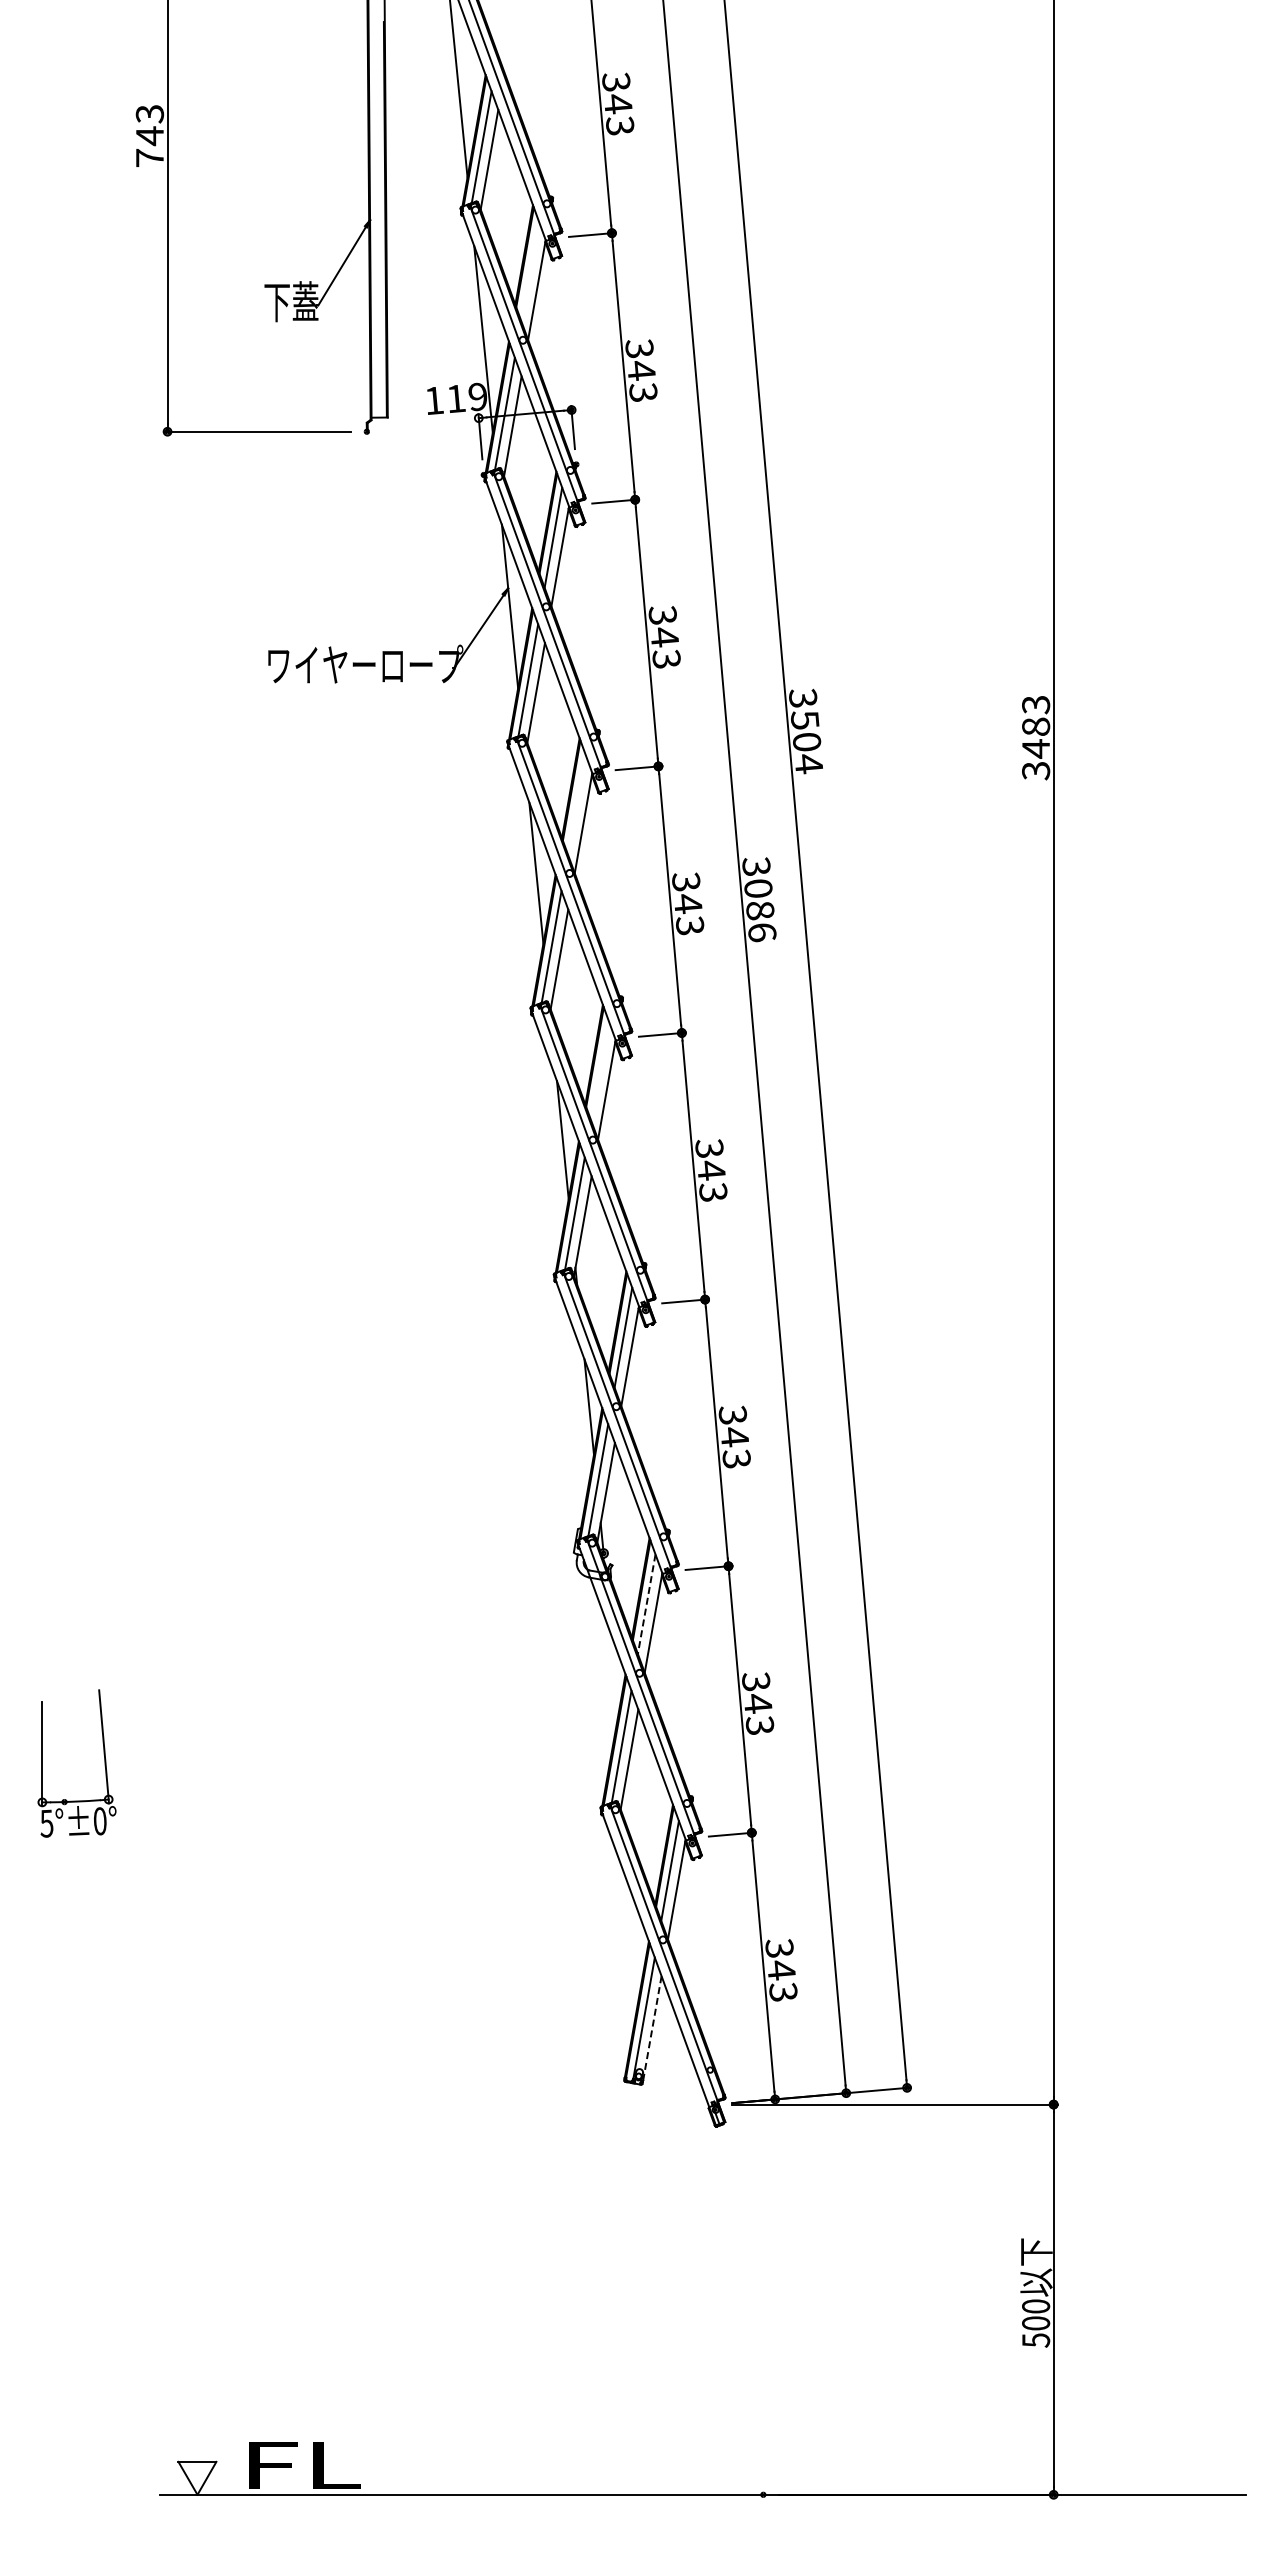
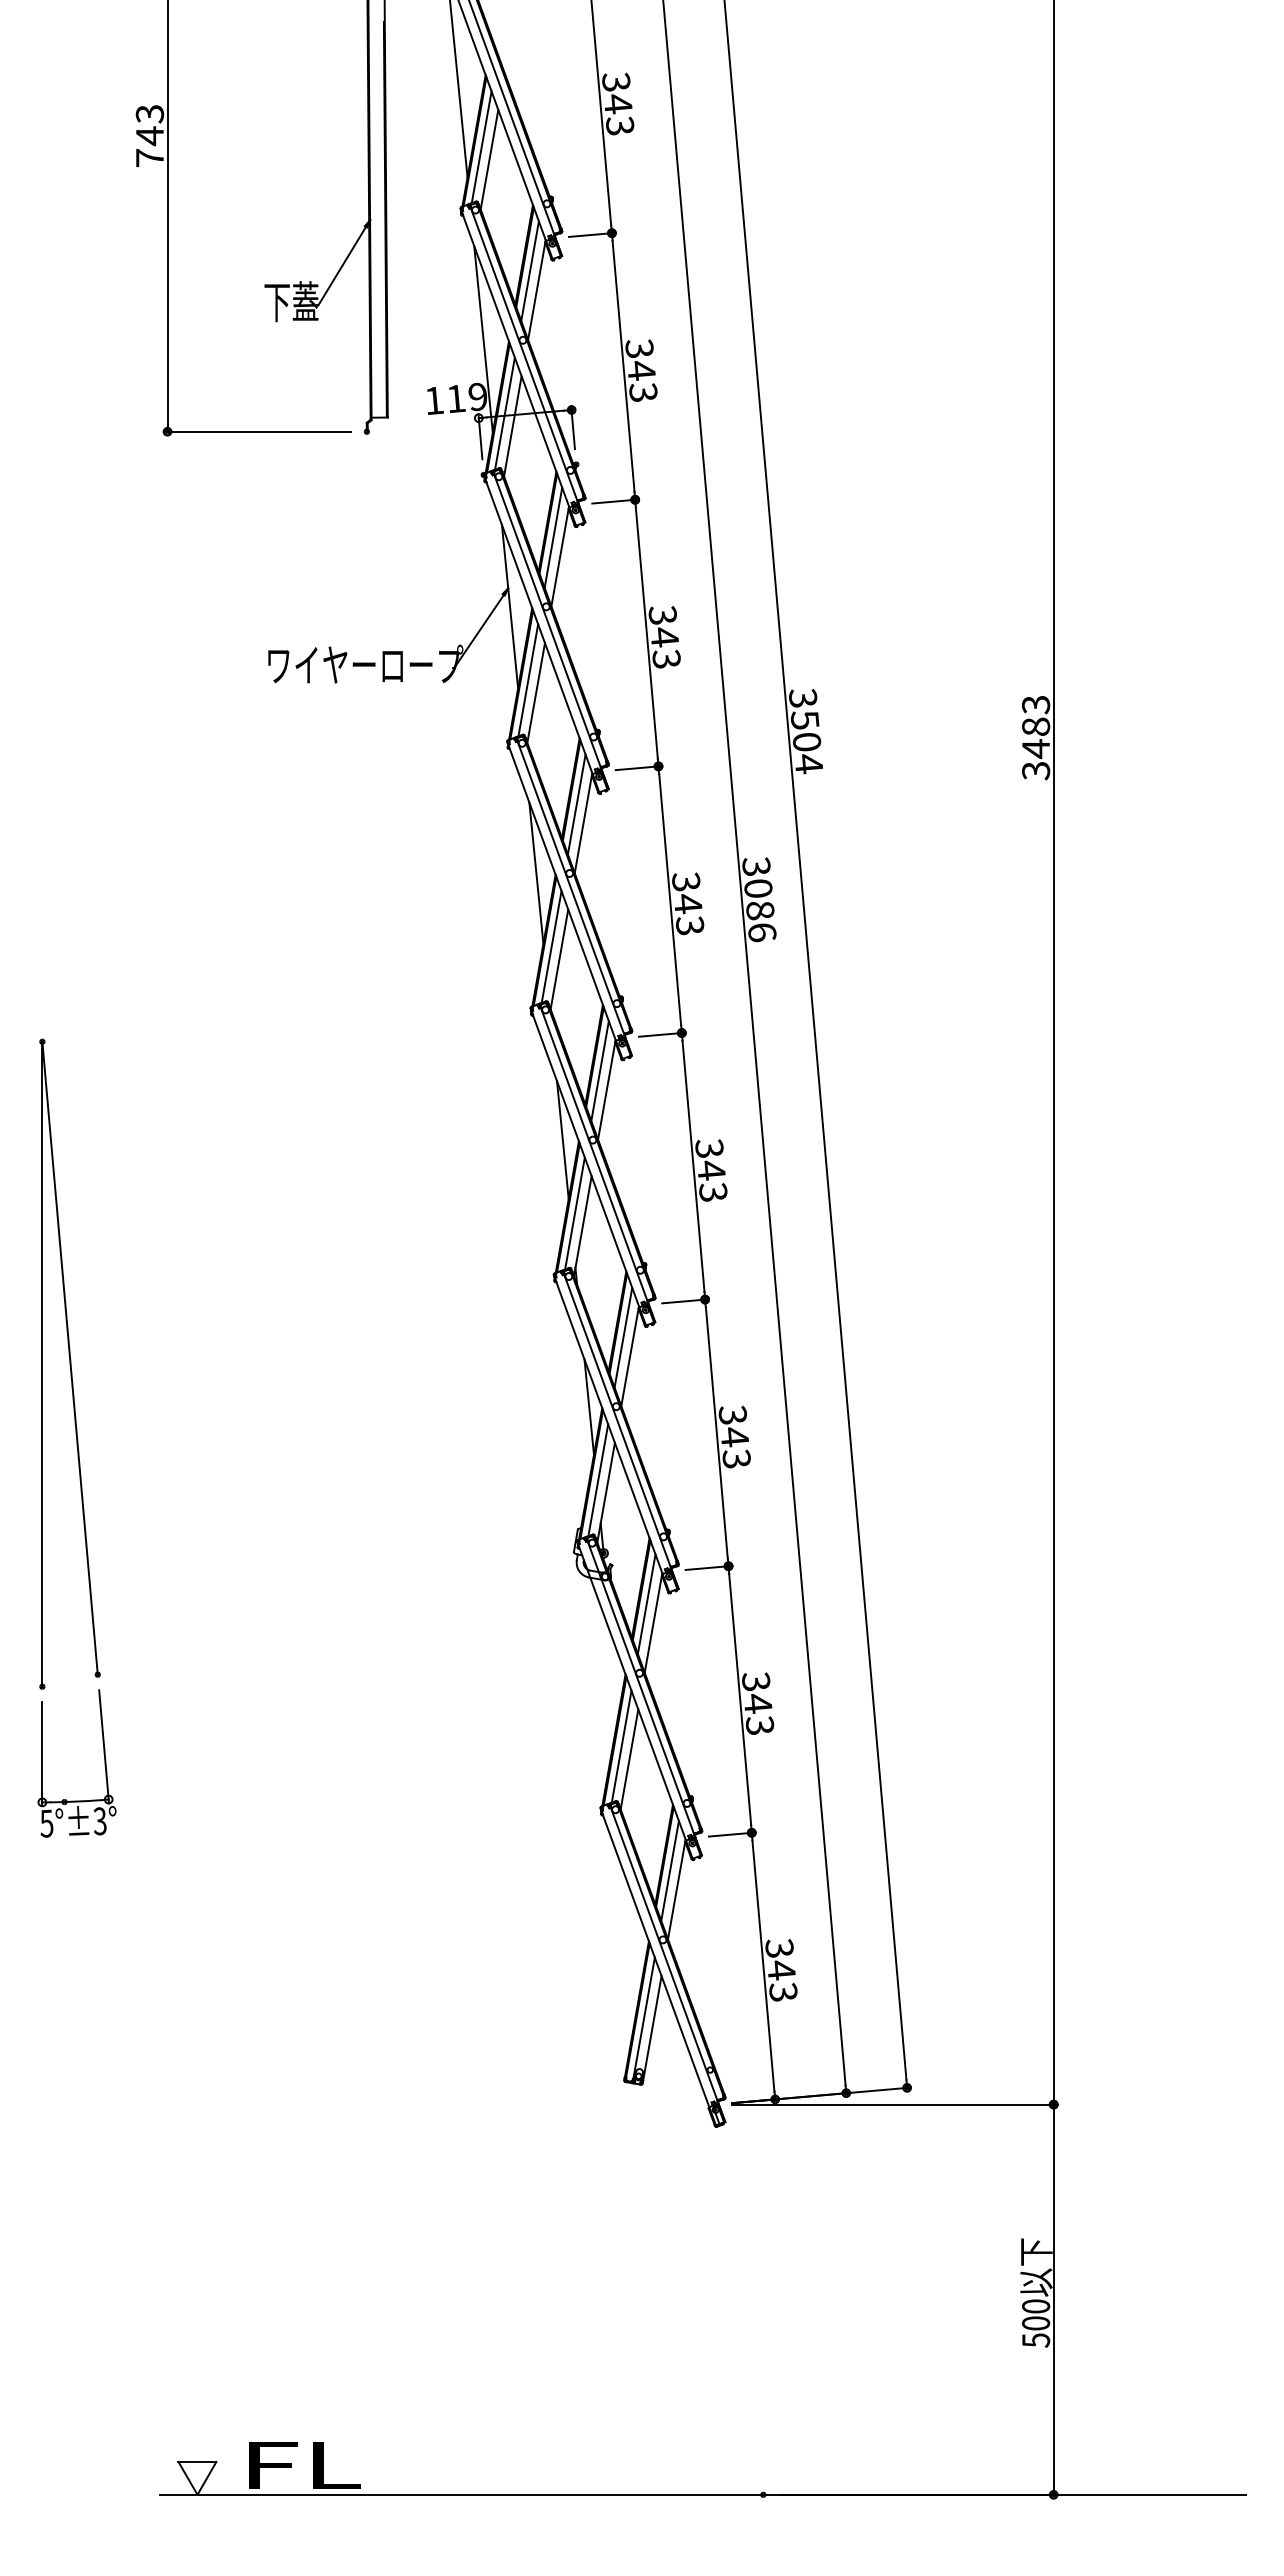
line: none -> present (529, 271)
line: none -> present (576, 804)
line: none -> present (599, 1071)
part: none -> present (69, 1363)
line: dashed -> solid (646, 1604)
text: 5°±0° -> 5°±3° (99, 1821)
line: dashed -> solid (652, 2027)
